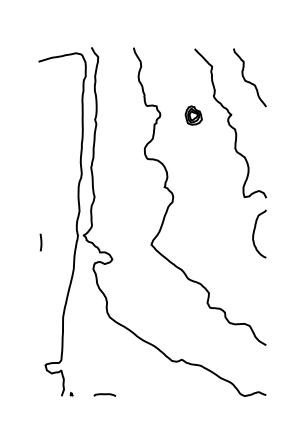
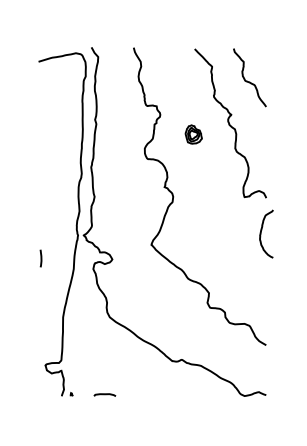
part position: (193, 115) -> (193, 134) (193, 134)
curve position: (255, 230) -> (262, 230) (262, 230)
line position: (40, 242) -> (40, 258) (40, 258)
